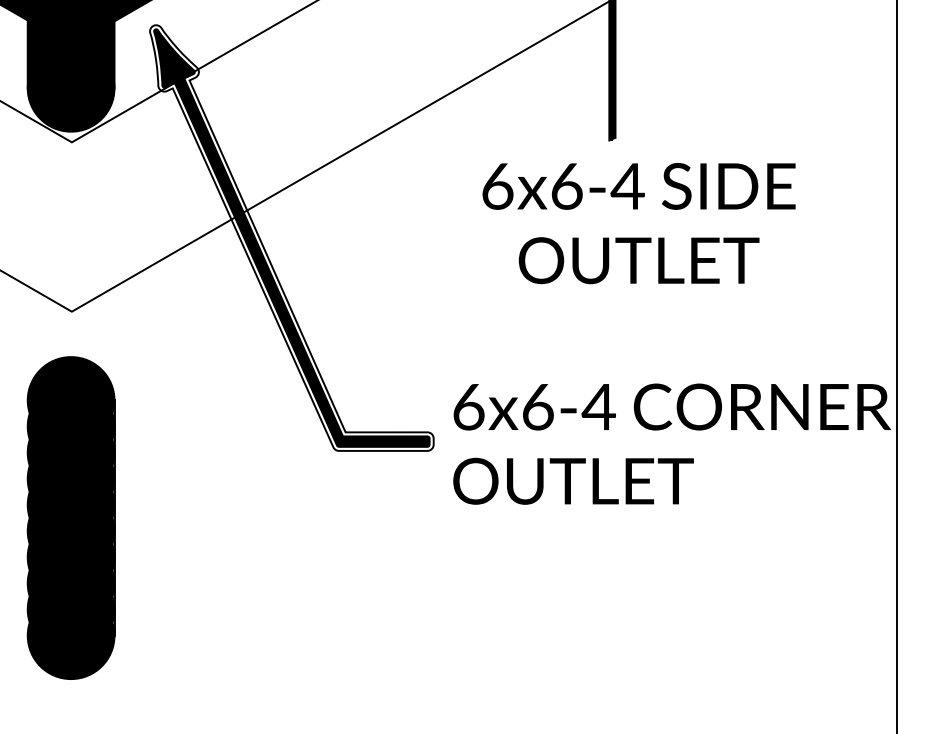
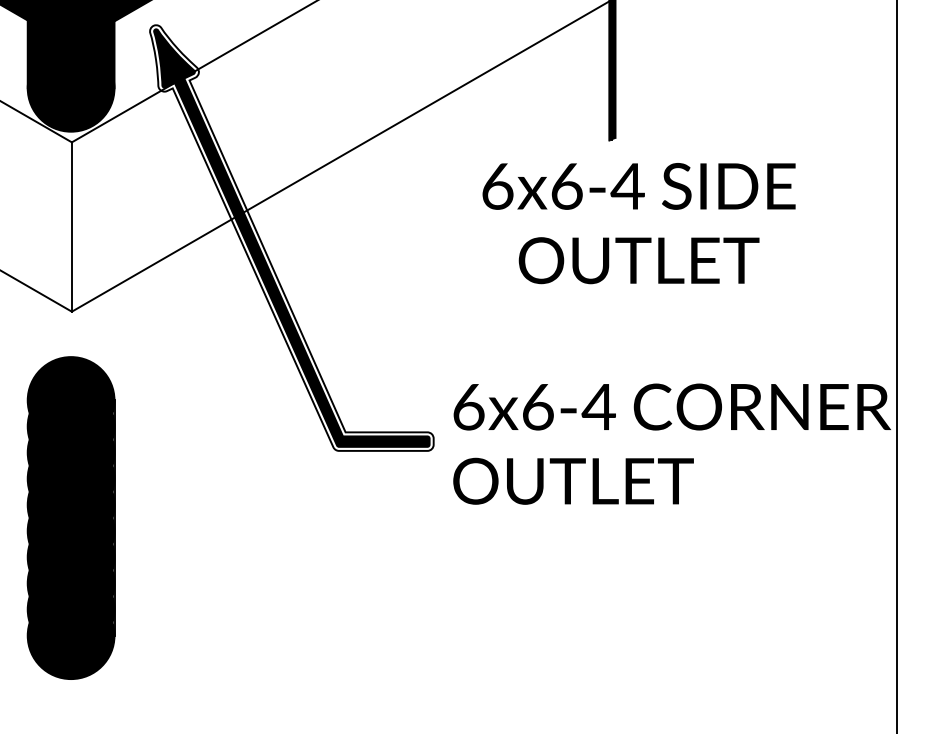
line: none -> present (71, 226)
